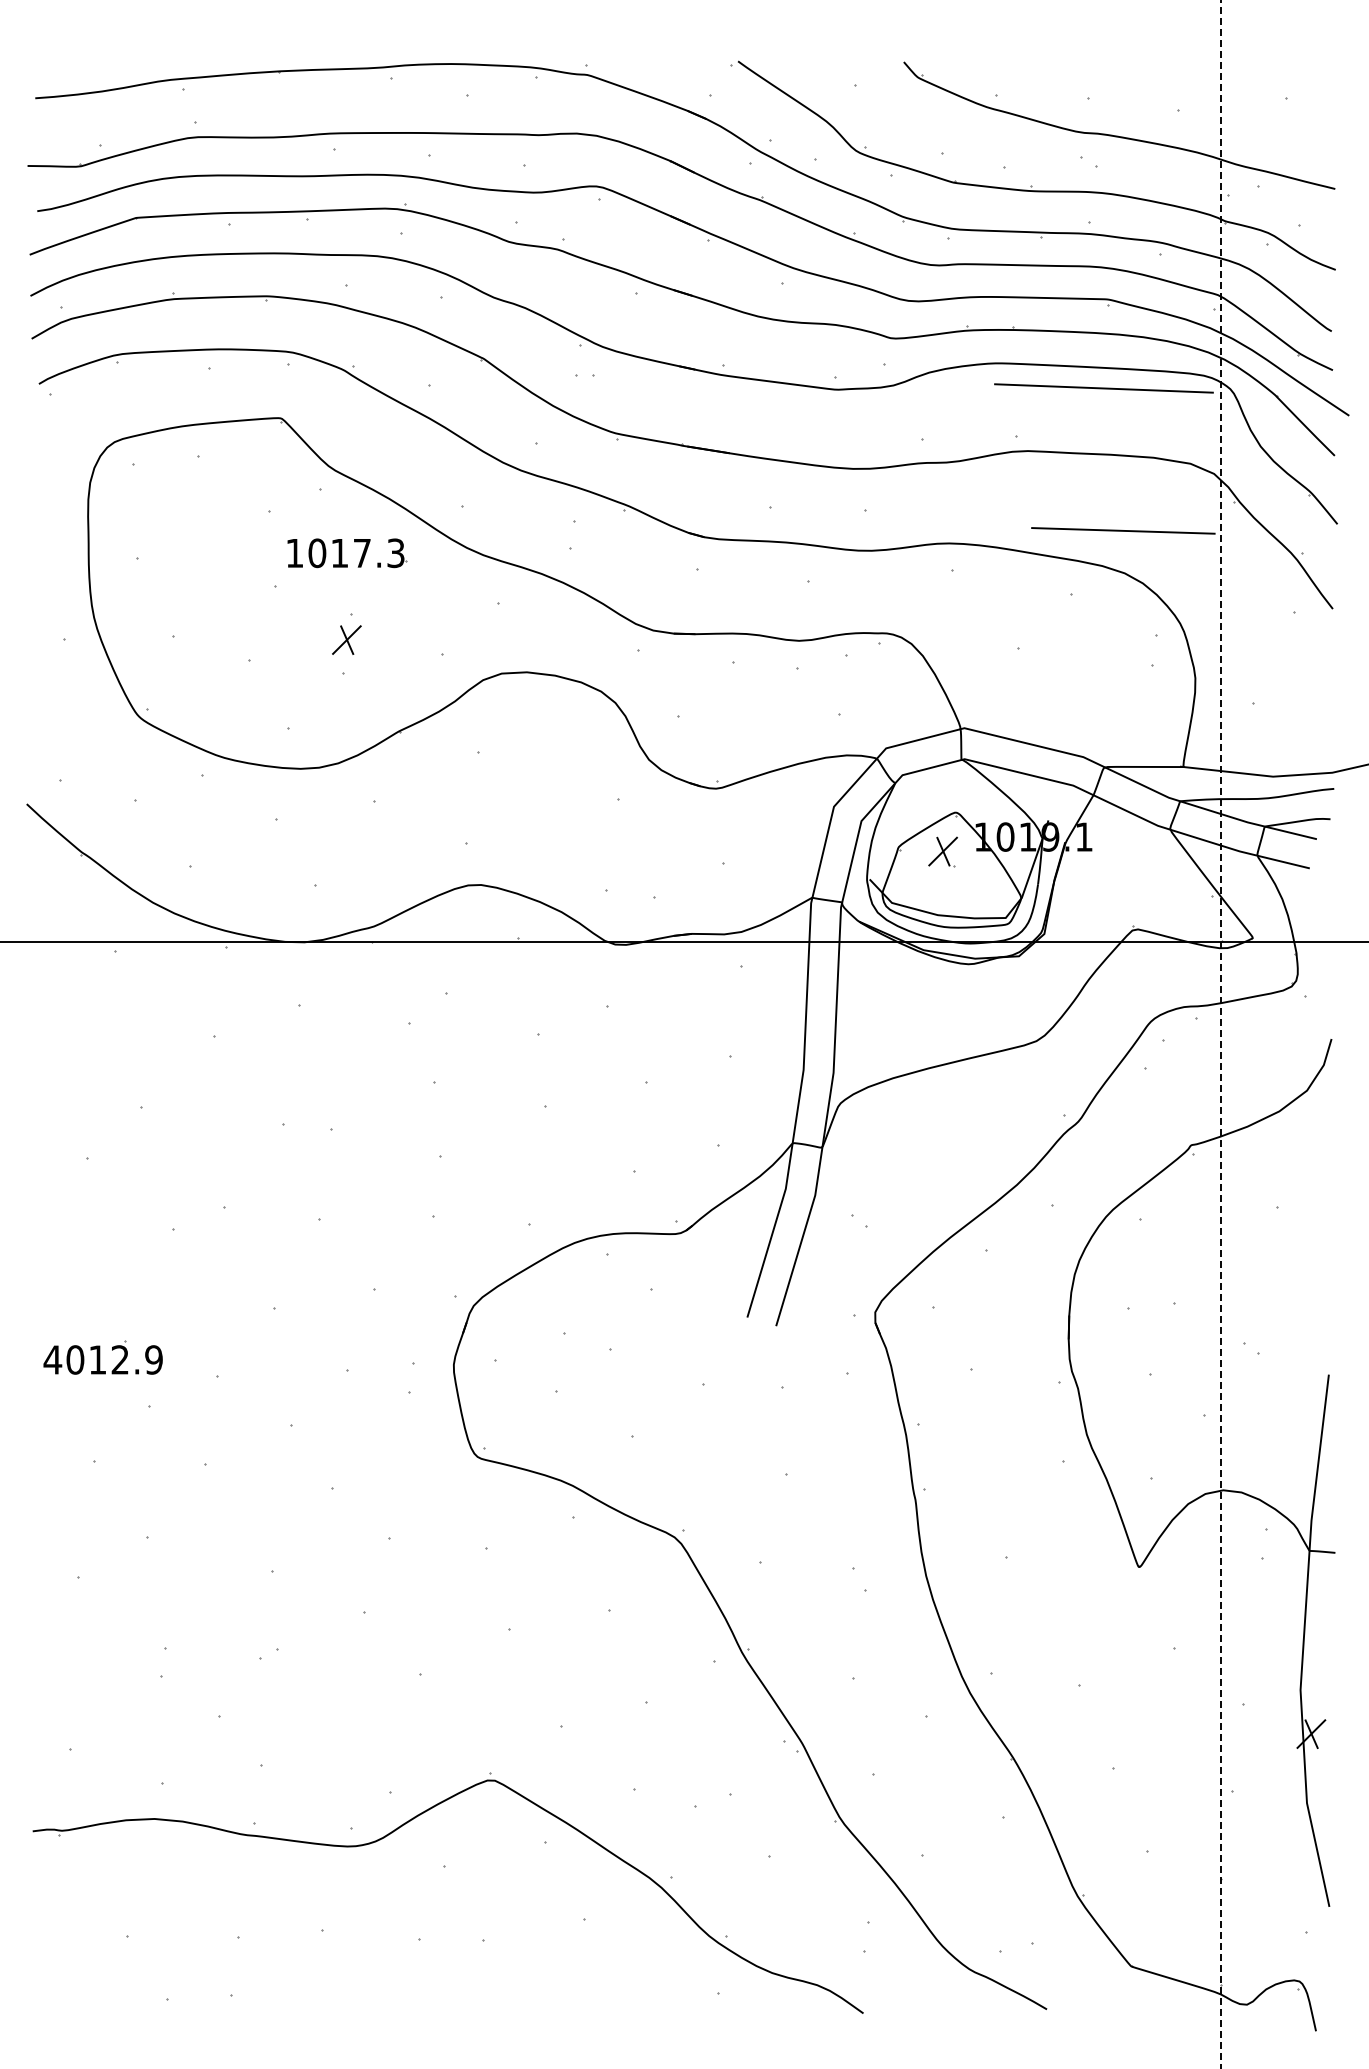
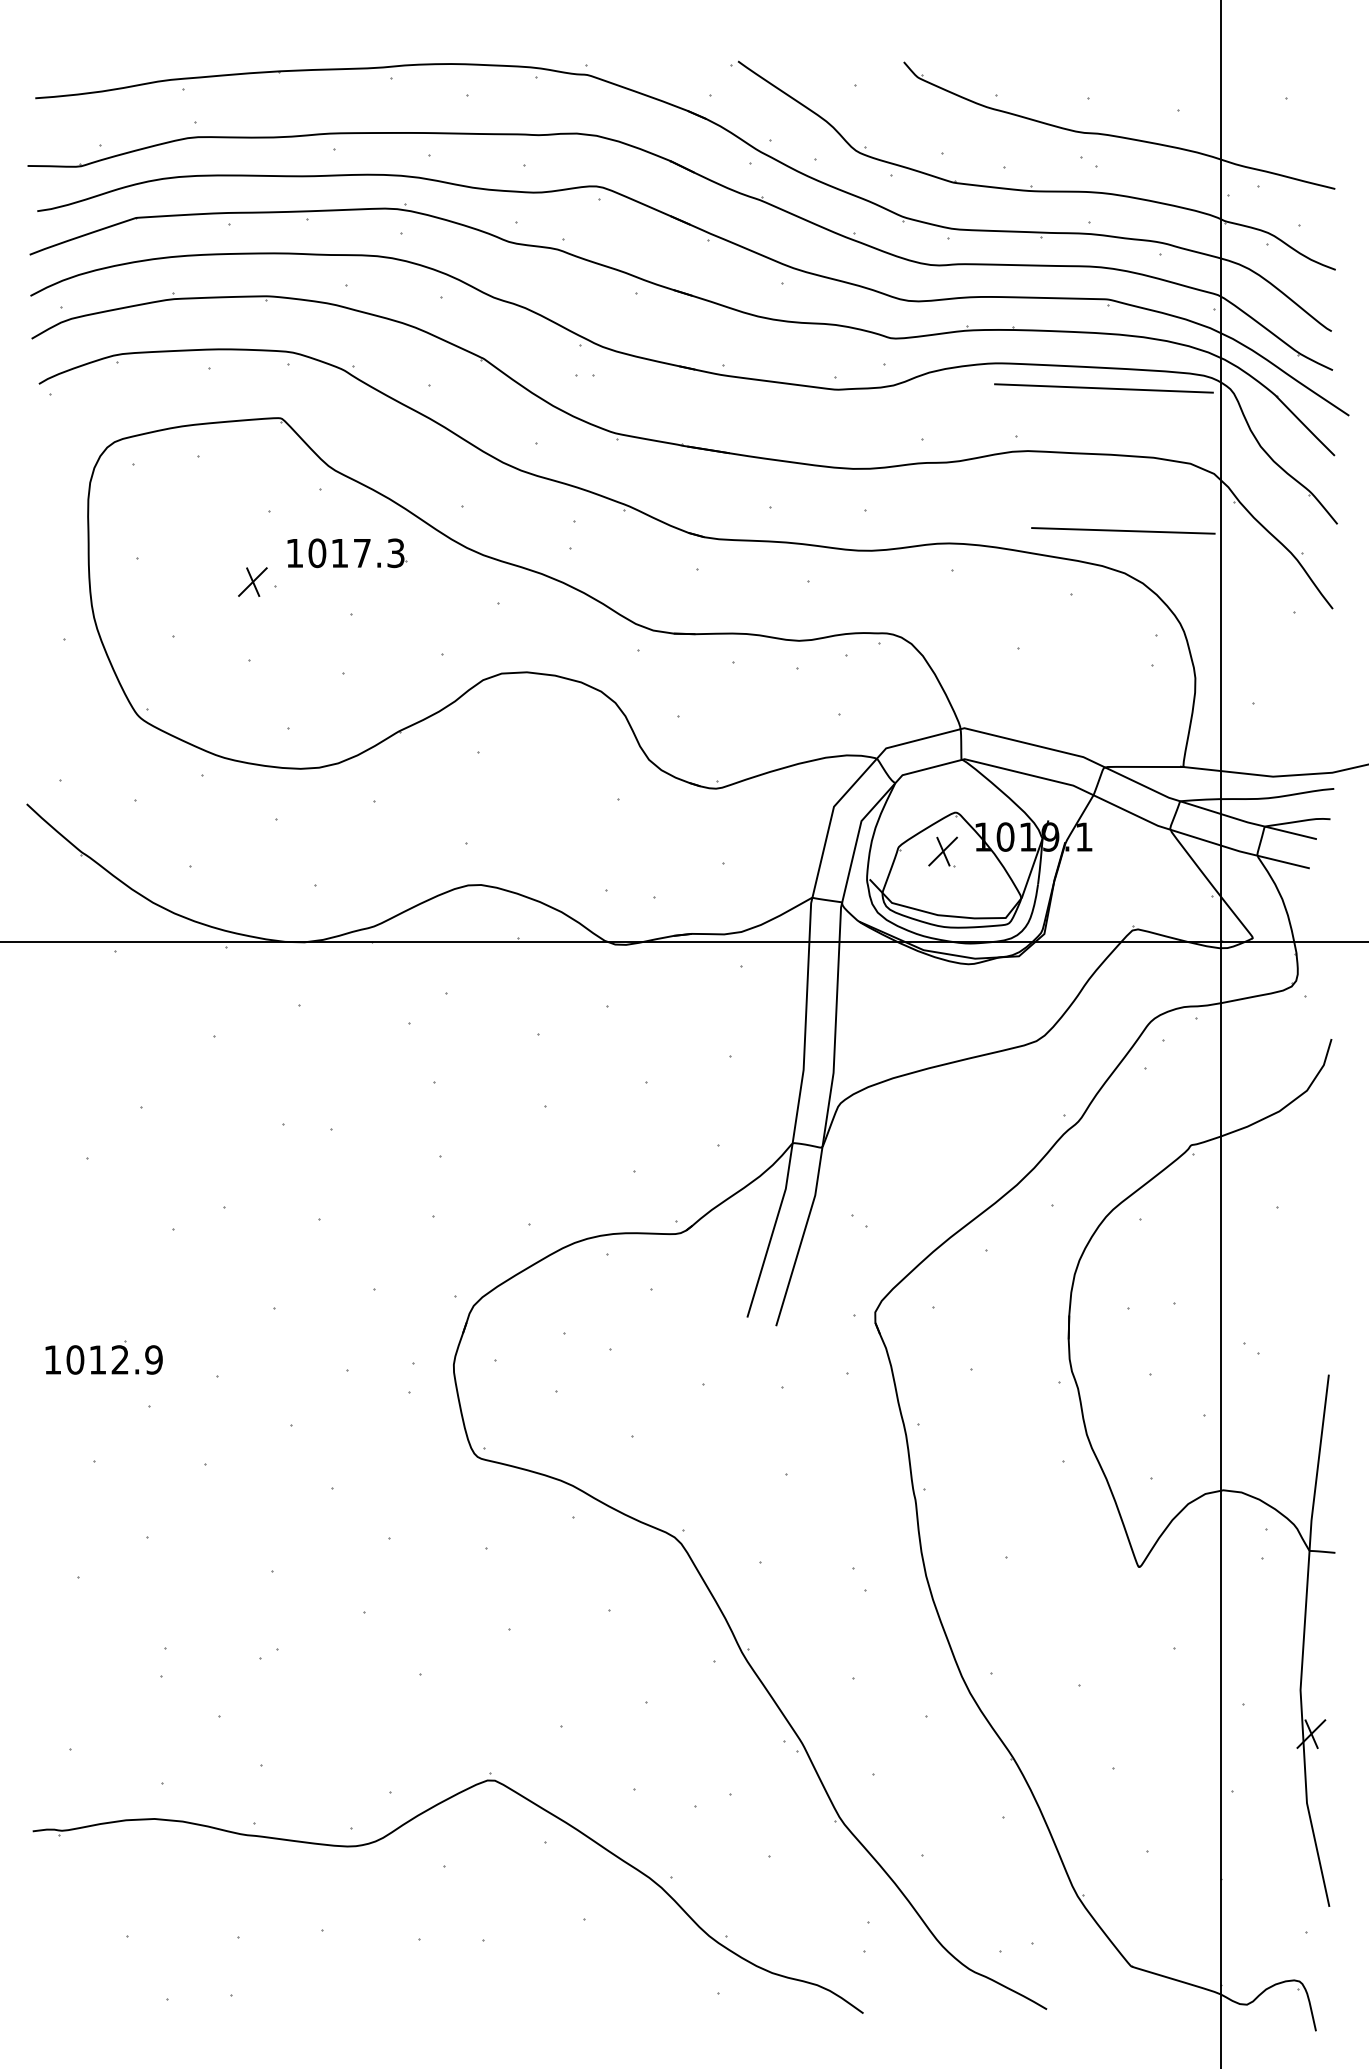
part position: (346, 639) -> (252, 581) (252, 581)
line: dashed -> solid (1220, 1035)
text: 4012.9 -> 1012.9 (52, 1359)
